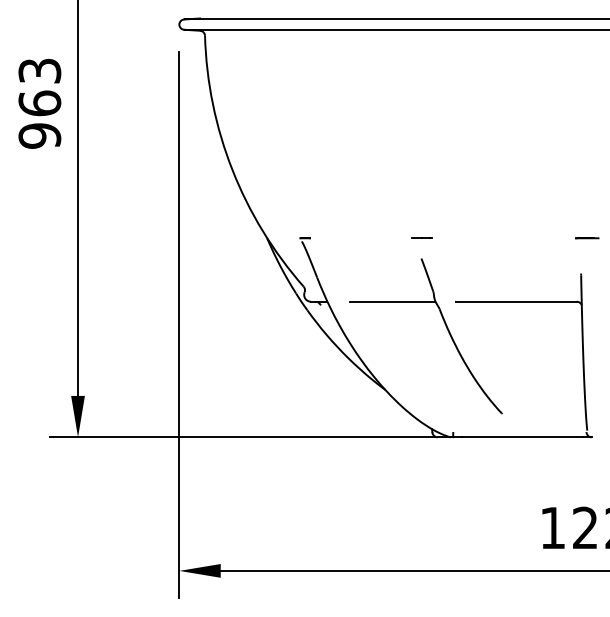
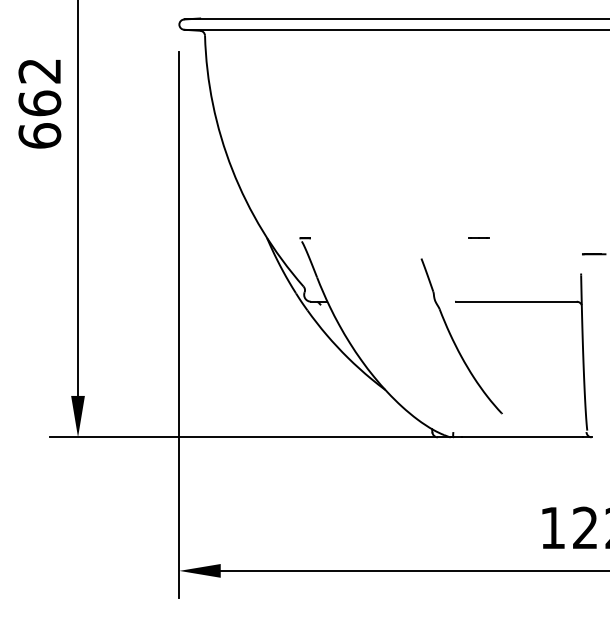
text: 963 -> 662 (39, 103)
line position: (421, 237) -> (478, 237) (478, 237)
line position: (587, 238) -> (594, 254) (594, 254)
line: present -> none (392, 301)
